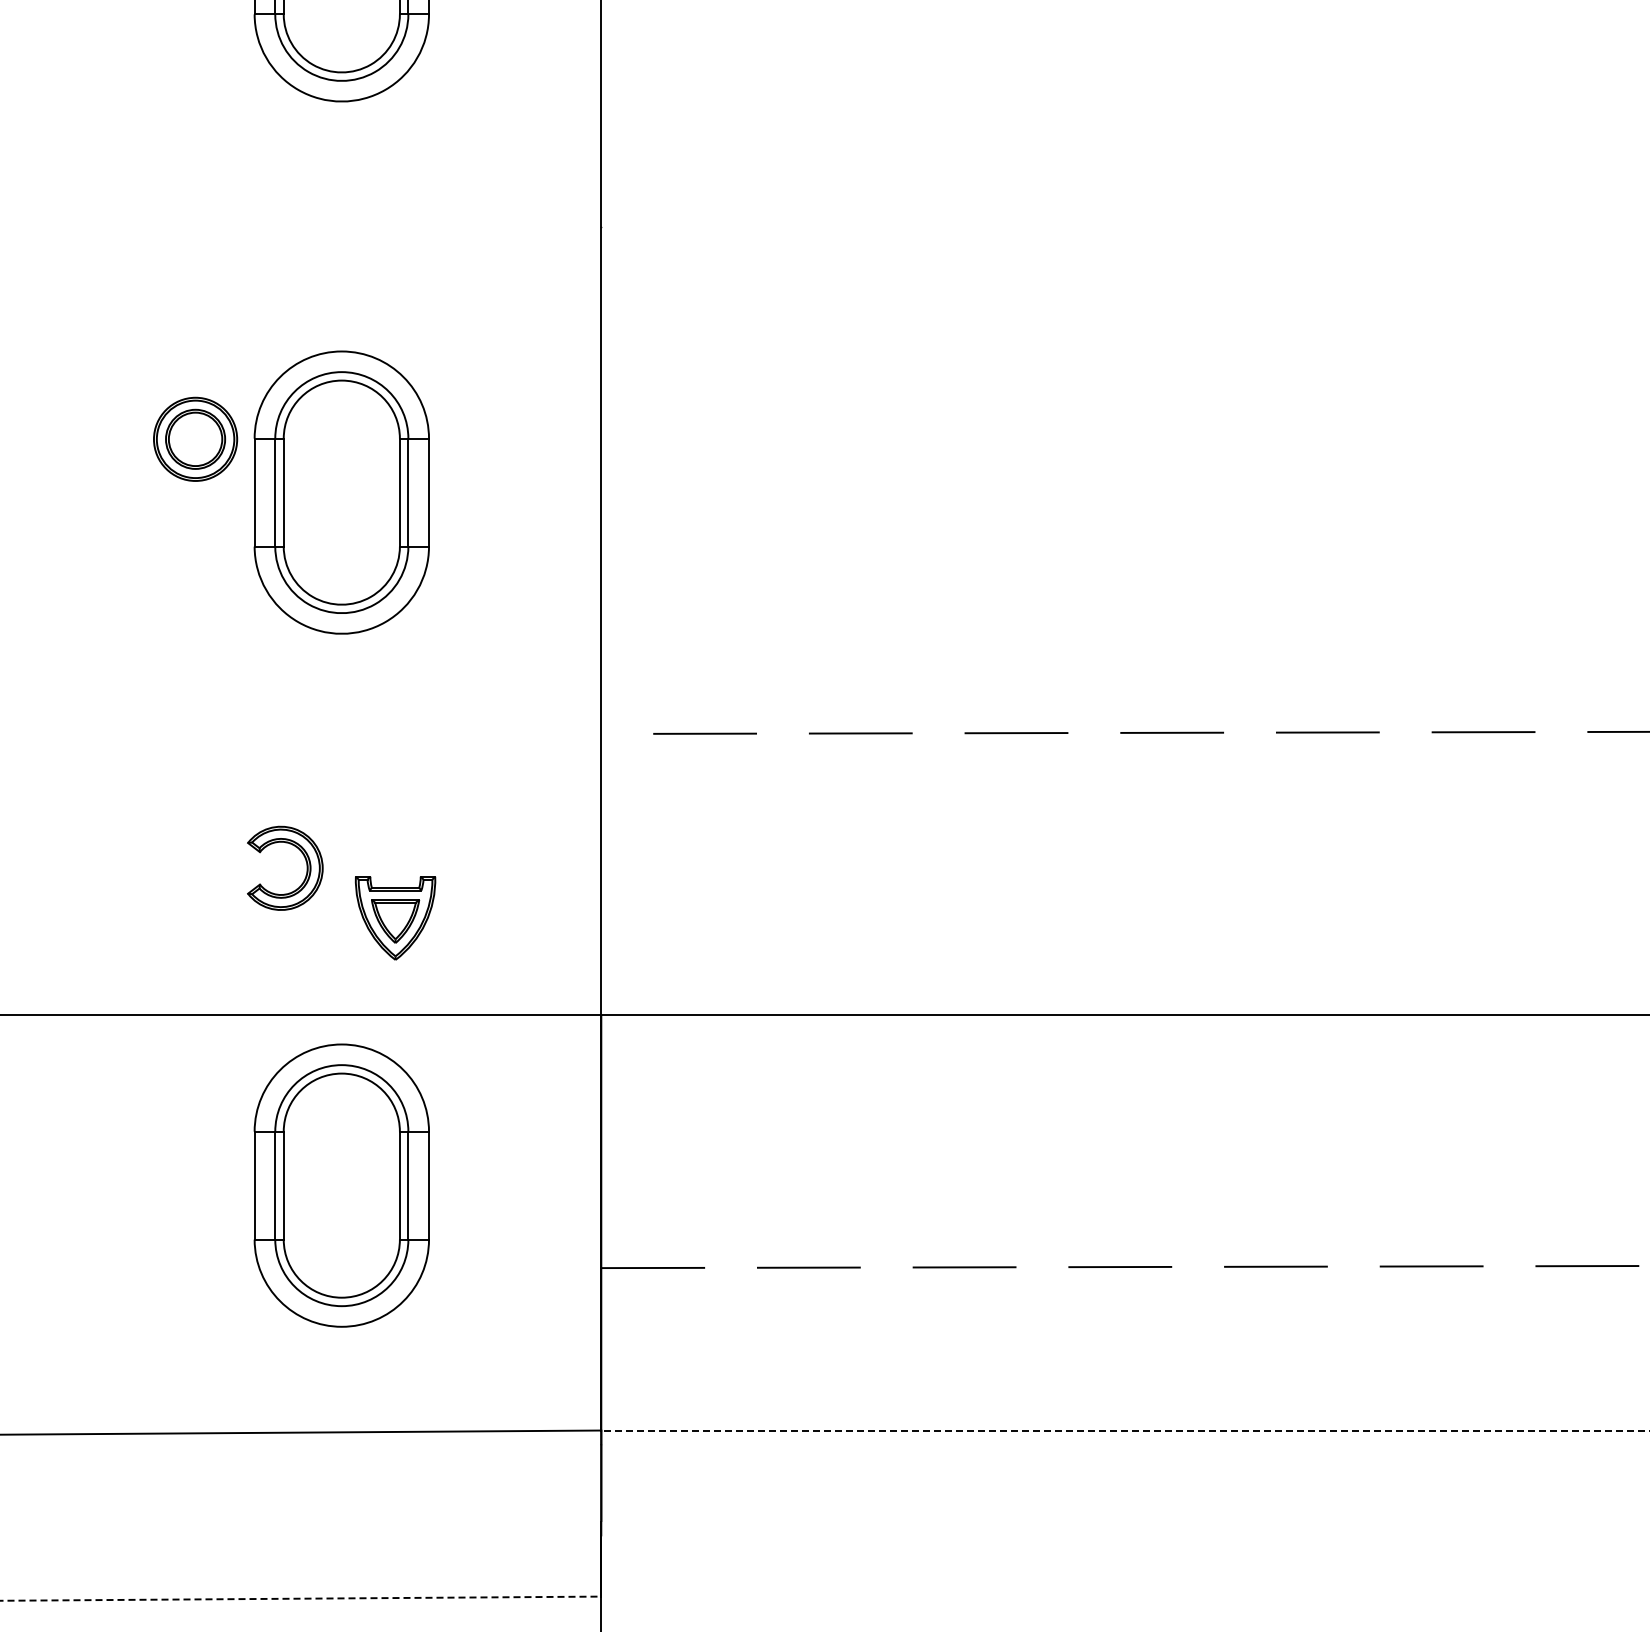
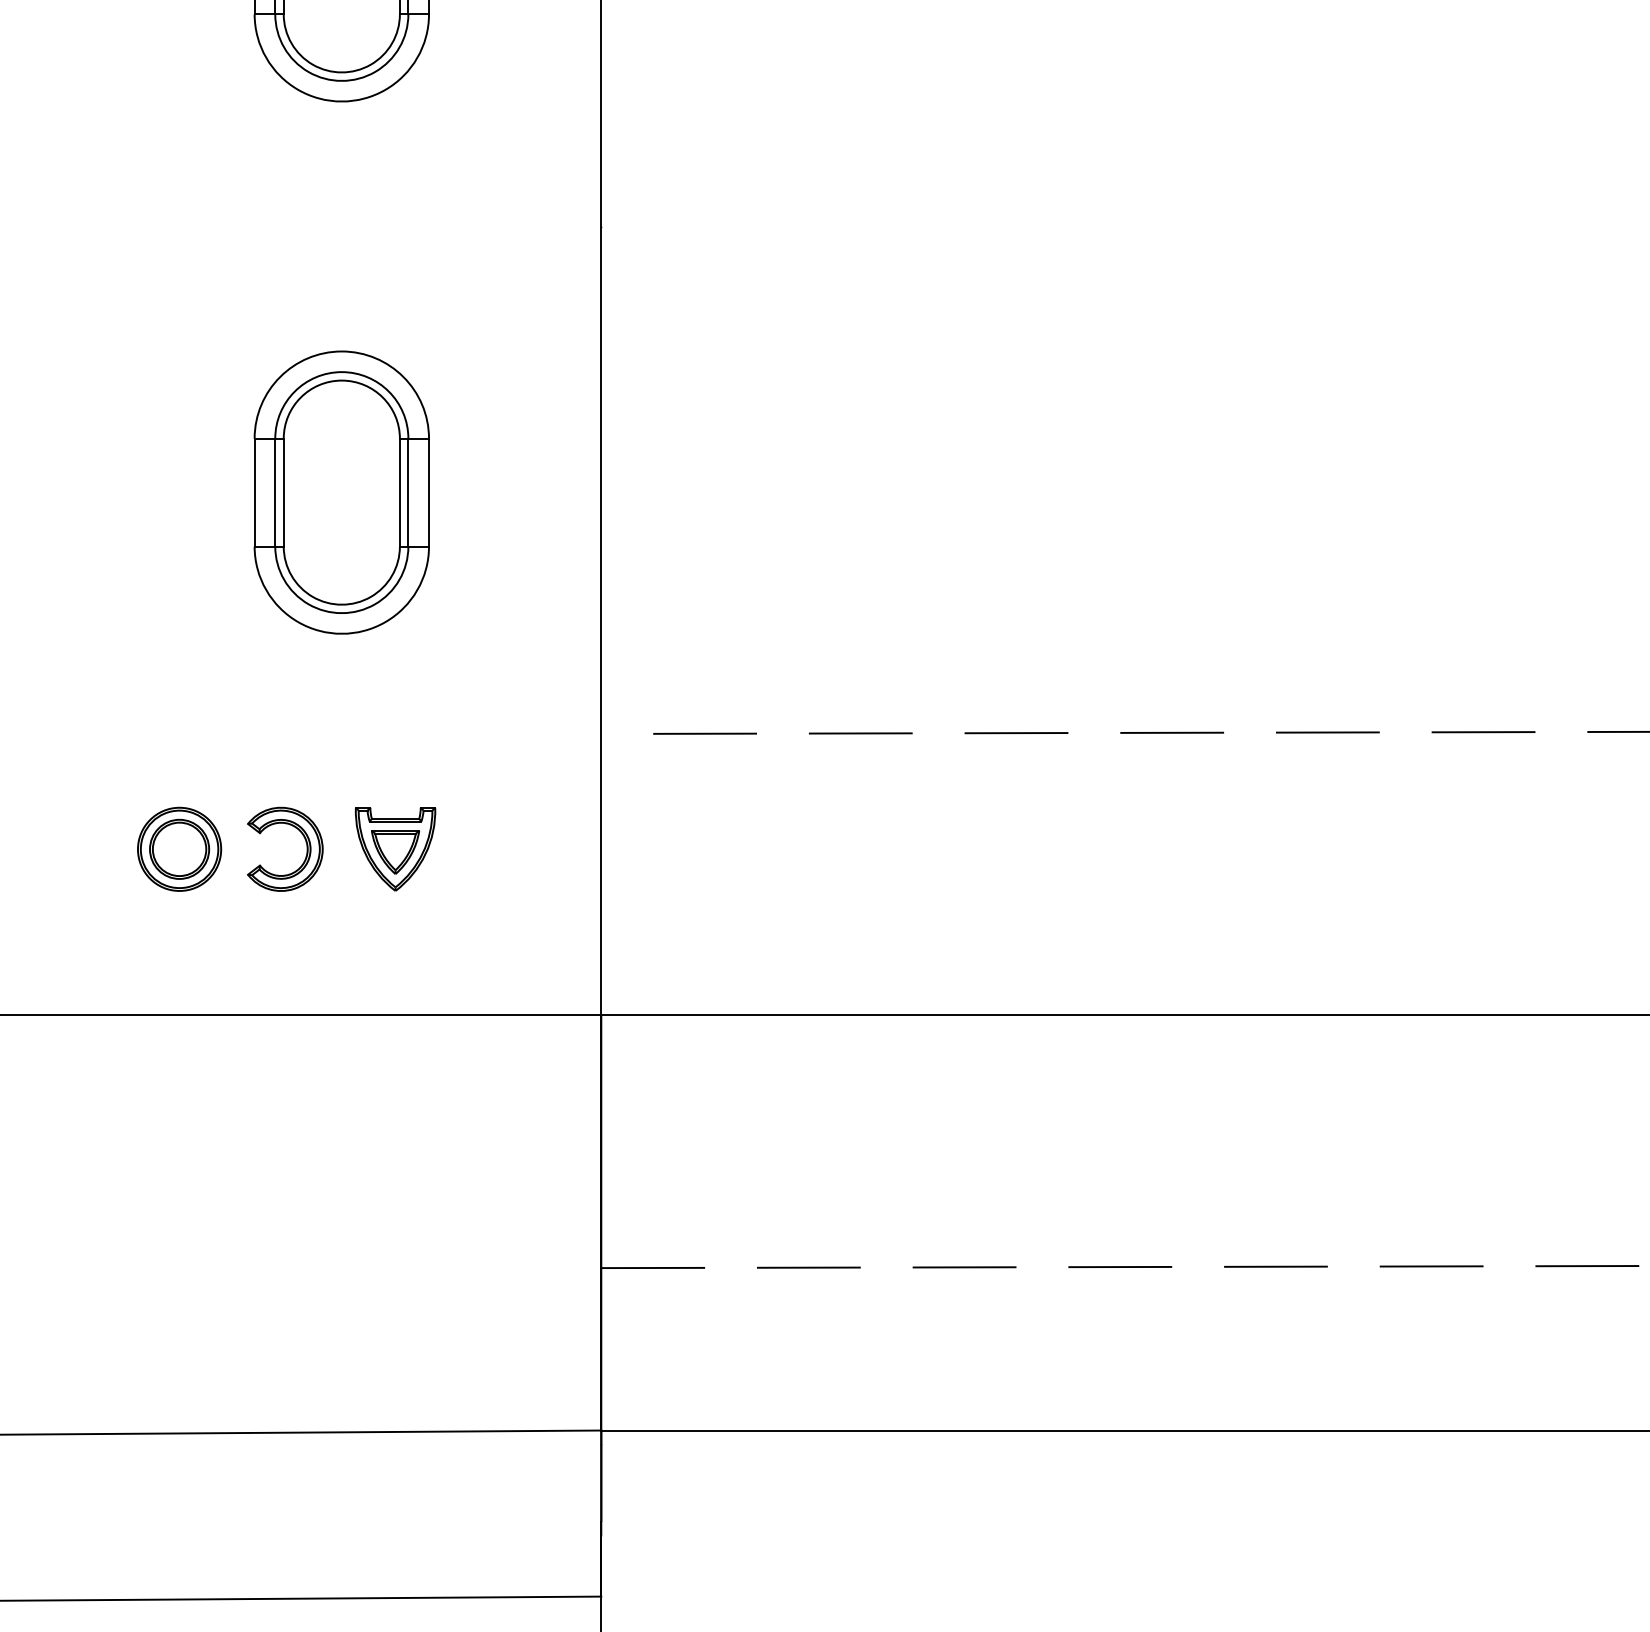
part position: (195, 438) -> (179, 848) (179, 848)
part position: (305, 861) -> (305, 842) (305, 842)
part position: (395, 918) -> (395, 849) (395, 849)
part: present -> none (341, 1185)
line: dashed -> solid (1125, 1430)
line: dashed -> solid (301, 1598)
